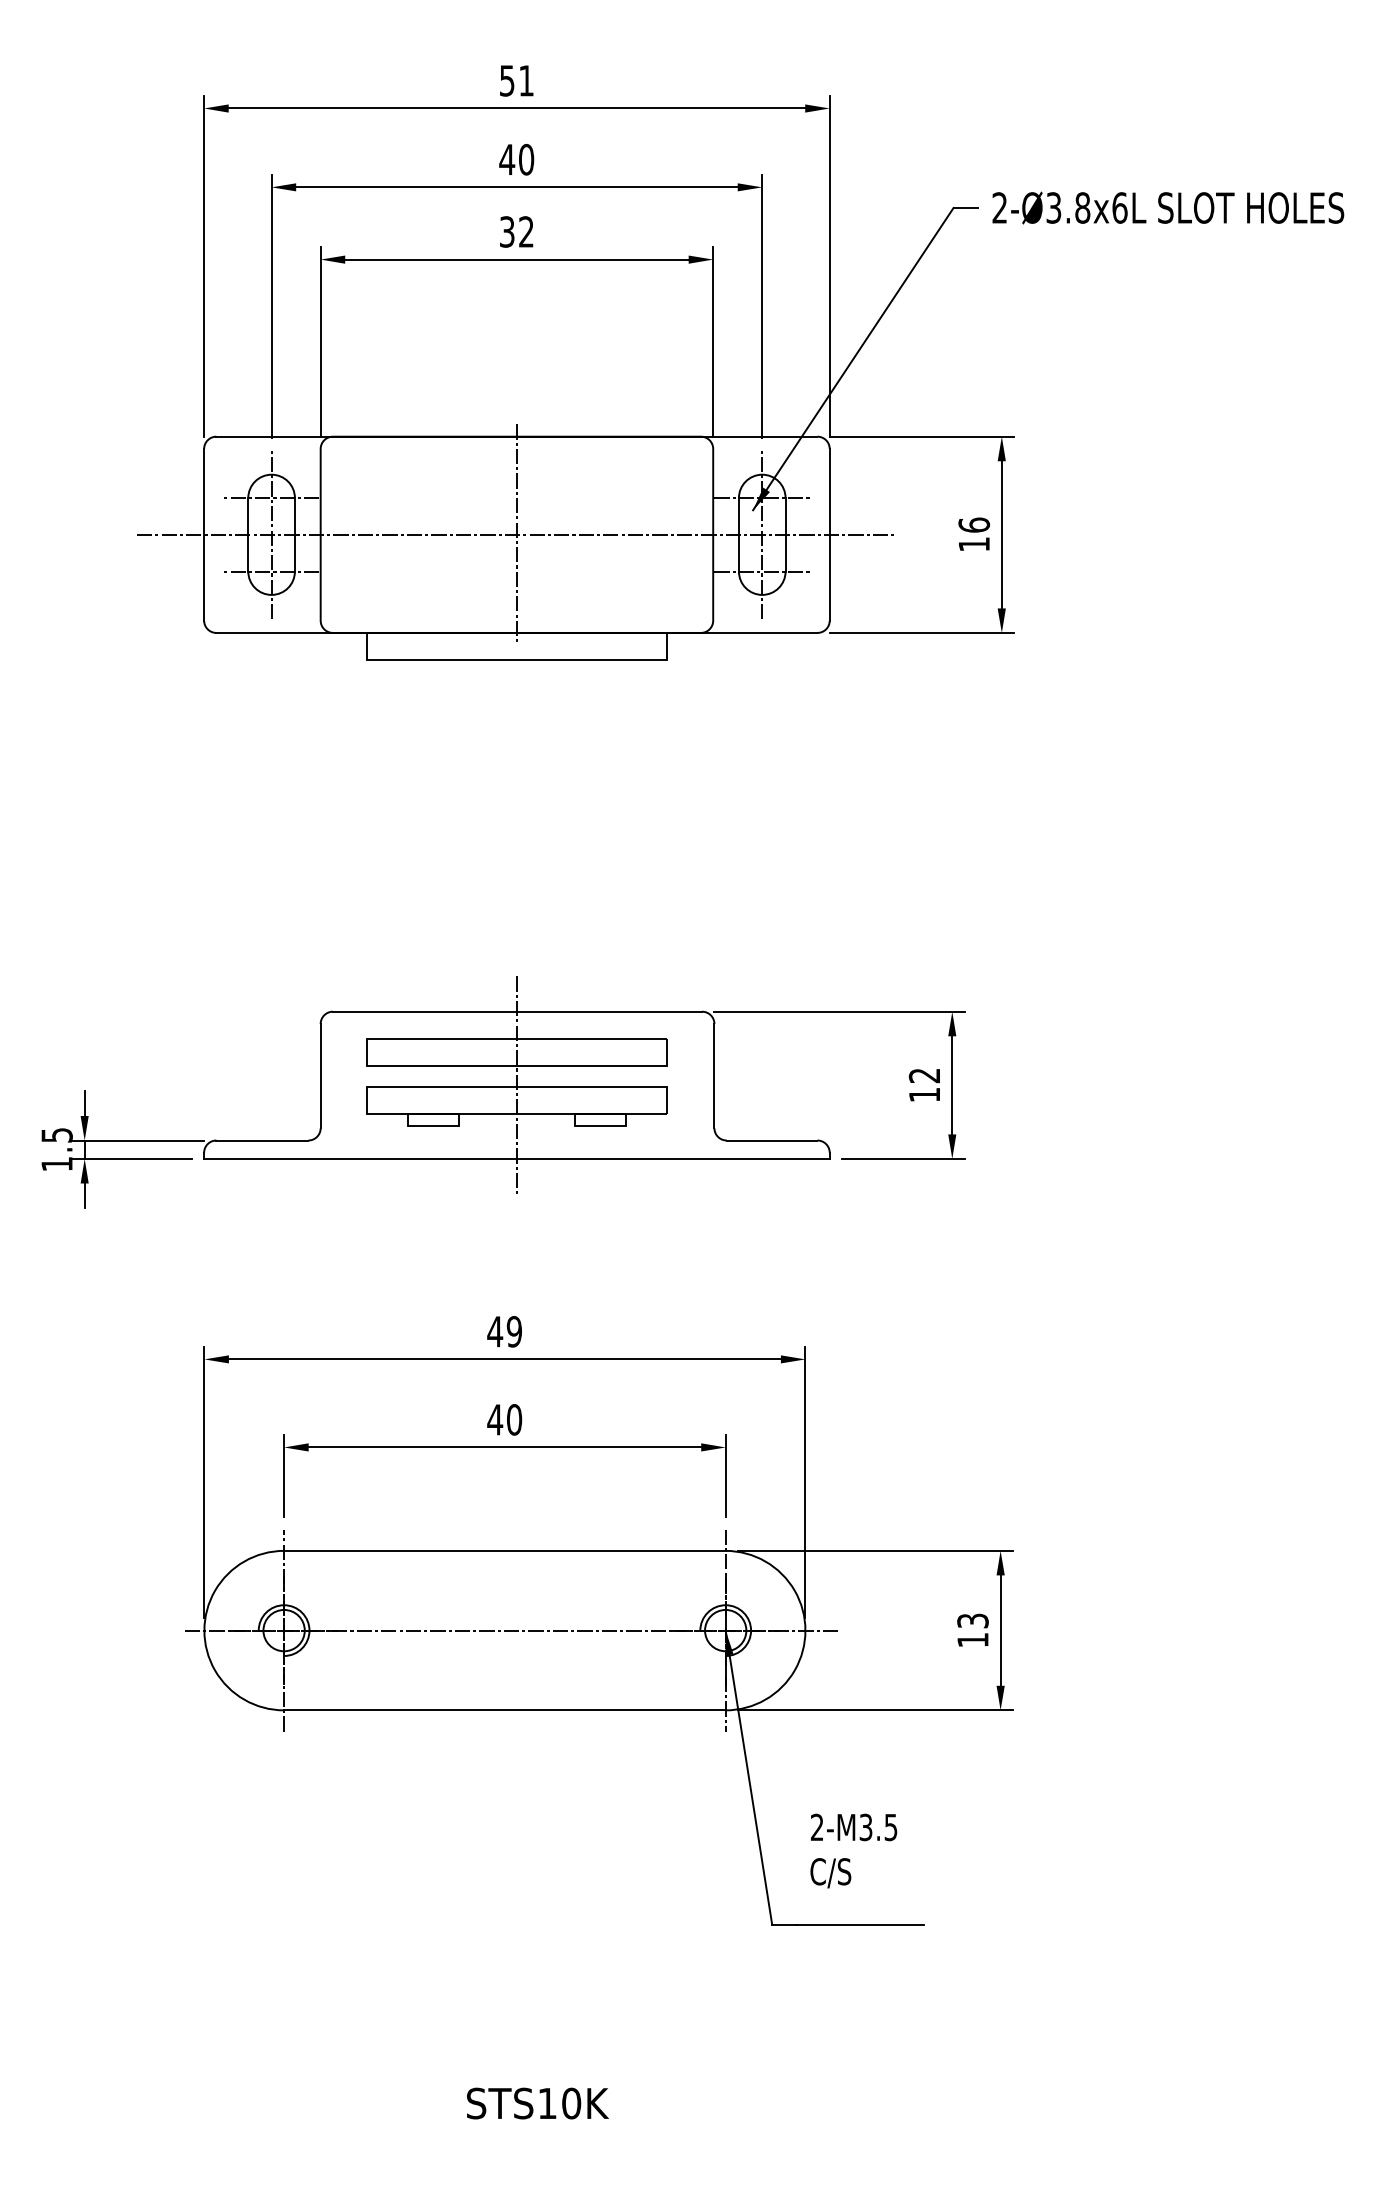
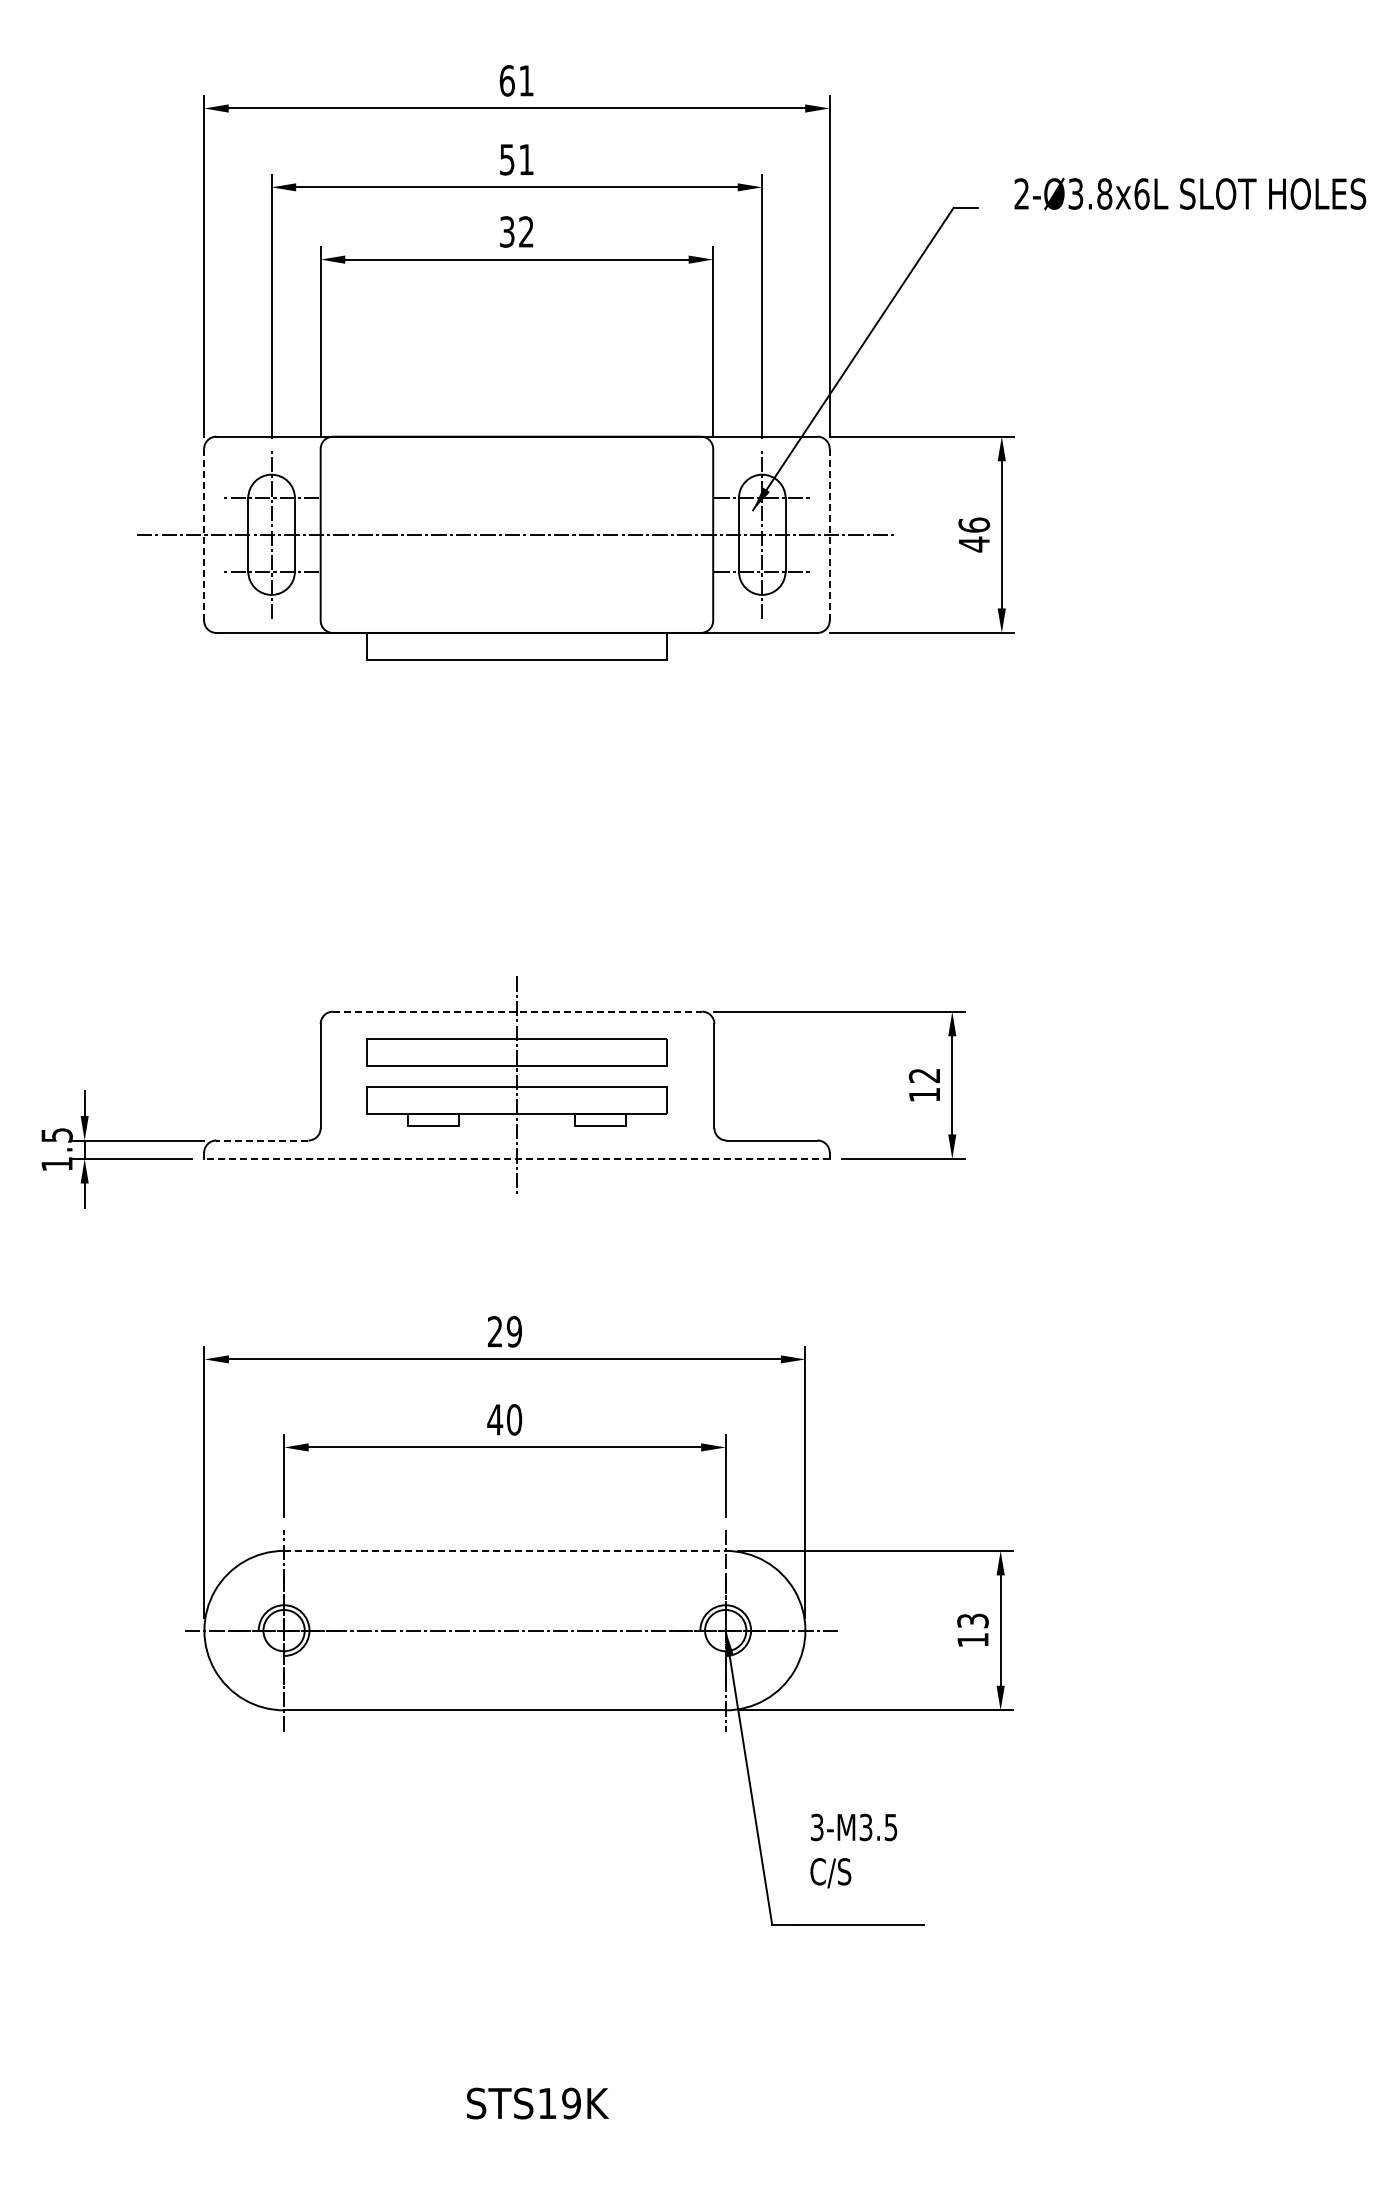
text: 51 -> 61 (506, 80)
text: 40 -> 51 (516, 159)
text position: (1168, 207) -> (1190, 193) (1190, 193)
line: solid -> dashed (204, 534)
line: present -> none (516, 534)
line: solid -> dashed (829, 534)
text: 16 -> 46 (974, 544)
line: solid -> dashed (517, 1011)
line: solid -> dashed (262, 1140)
line: solid -> dashed (516, 1158)
text: 49 -> 29 (495, 1331)
line: solid -> dashed (504, 1550)
text: 2-M3.5 -> 3-M3.5 (817, 1827)
text: STS10K -> STS19K (571, 2103)
